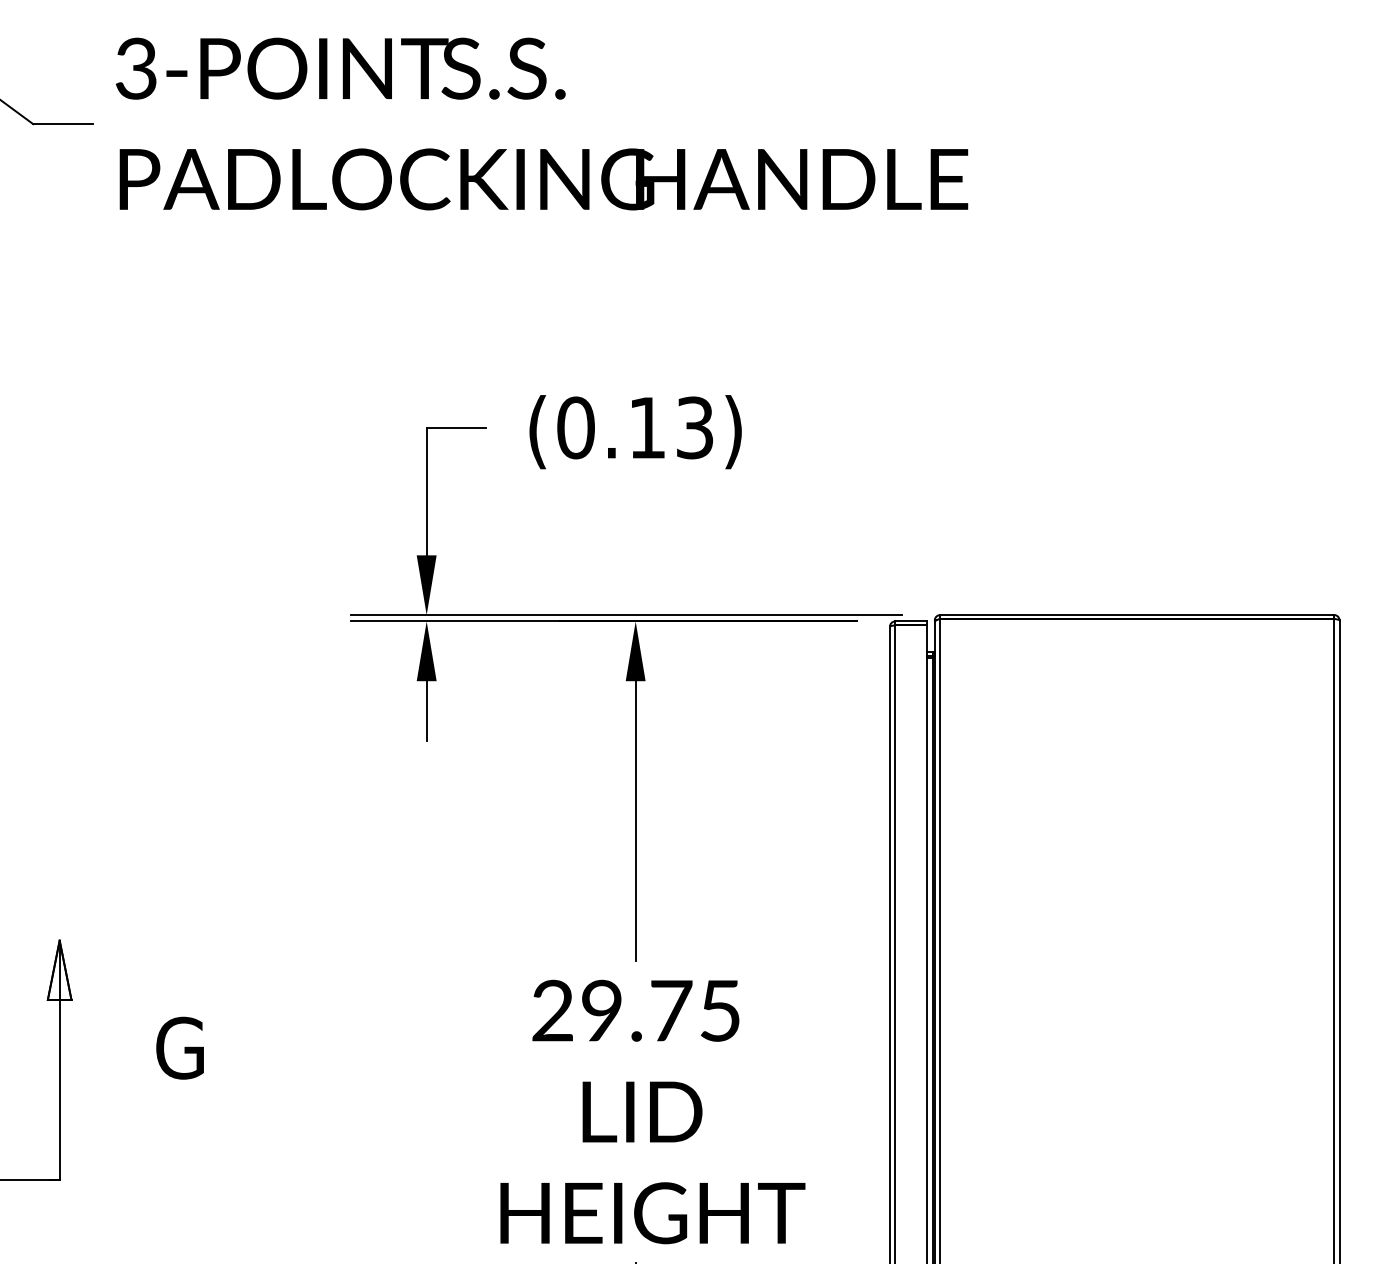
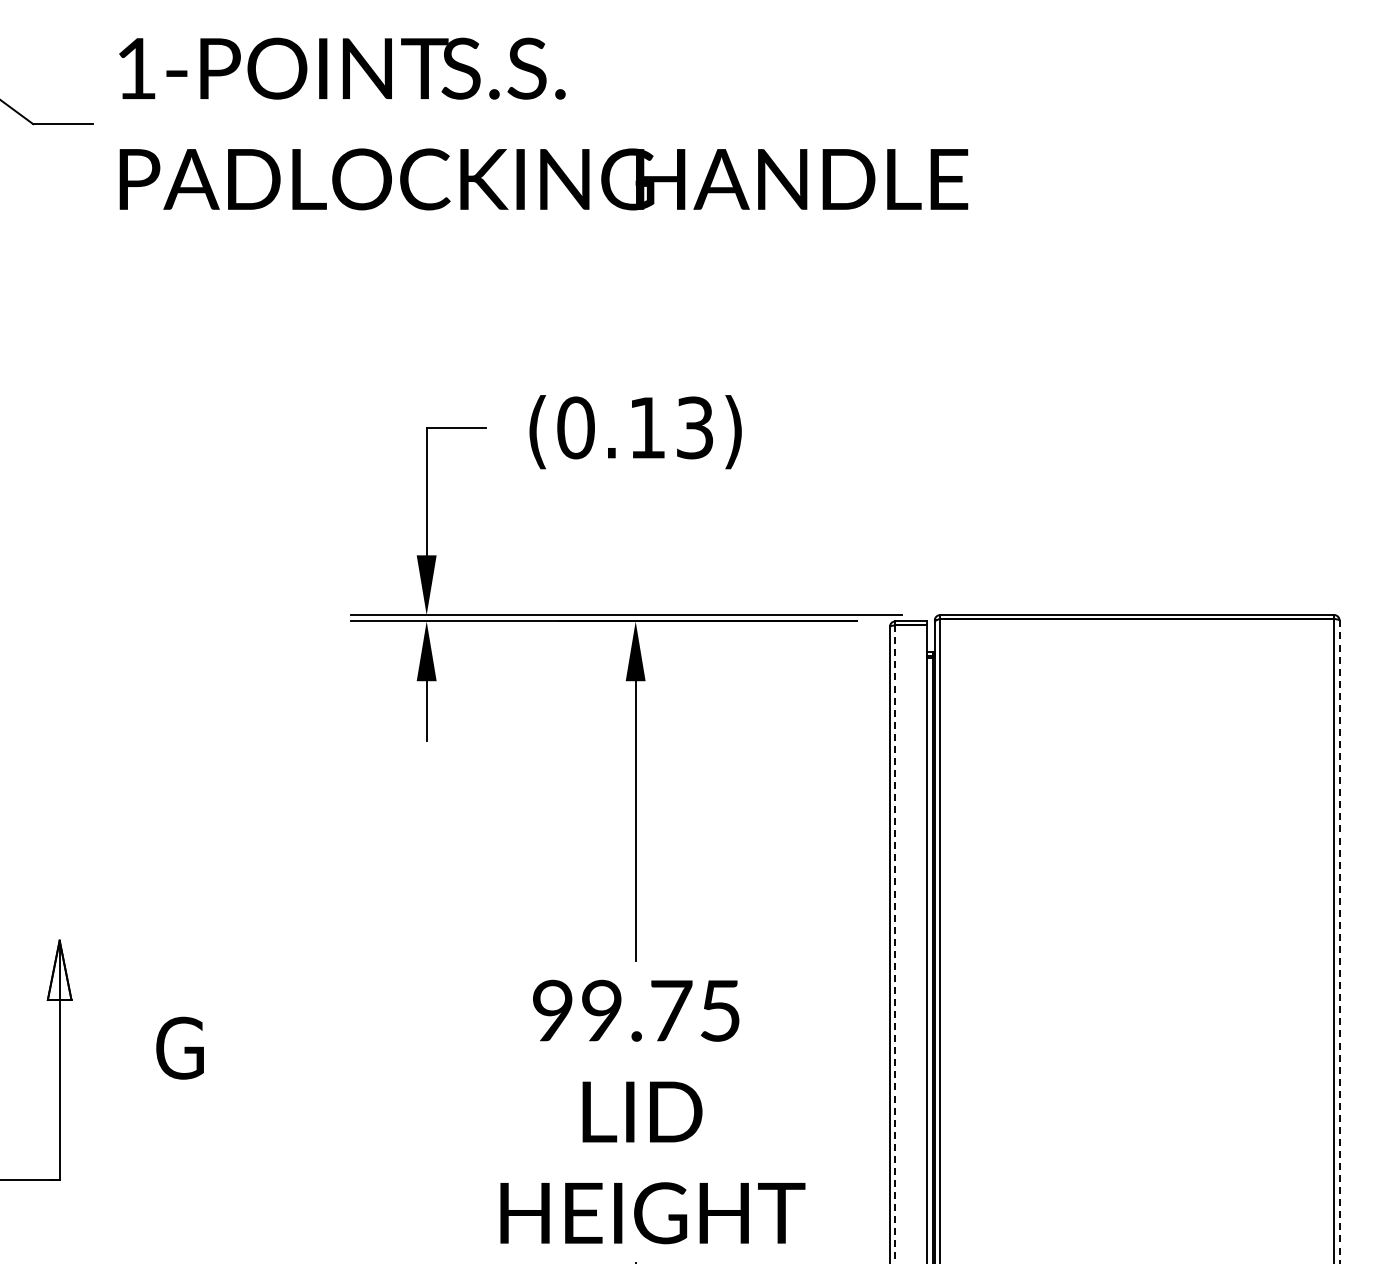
text: 3-POINT -> 1-POINT (135, 68)
line: solid -> dashed (1339, 942)
line: solid -> dashed (895, 944)
text: 29.75 -> 99.75 (552, 1010)
